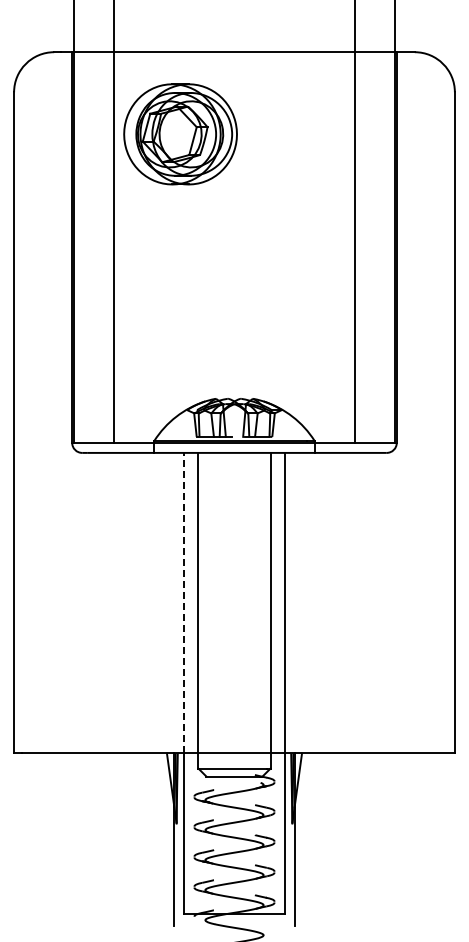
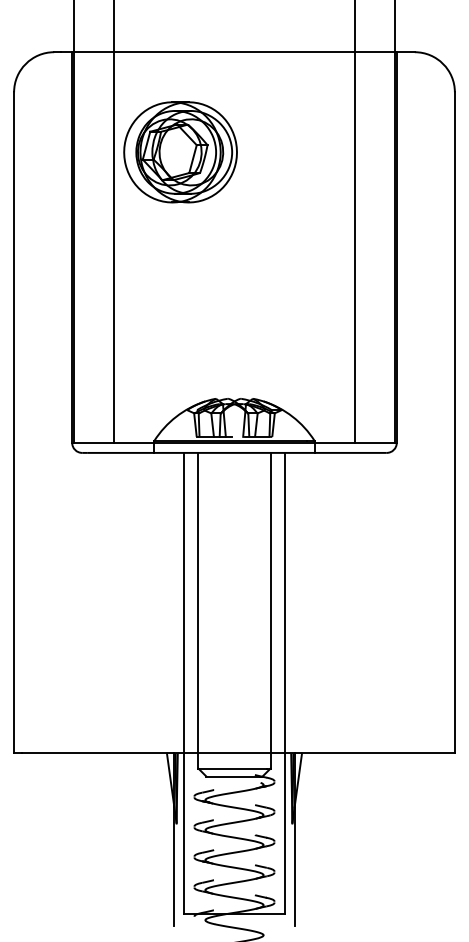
part position: (180, 134) -> (180, 152) (180, 152)
line: dashed -> solid (184, 602)
